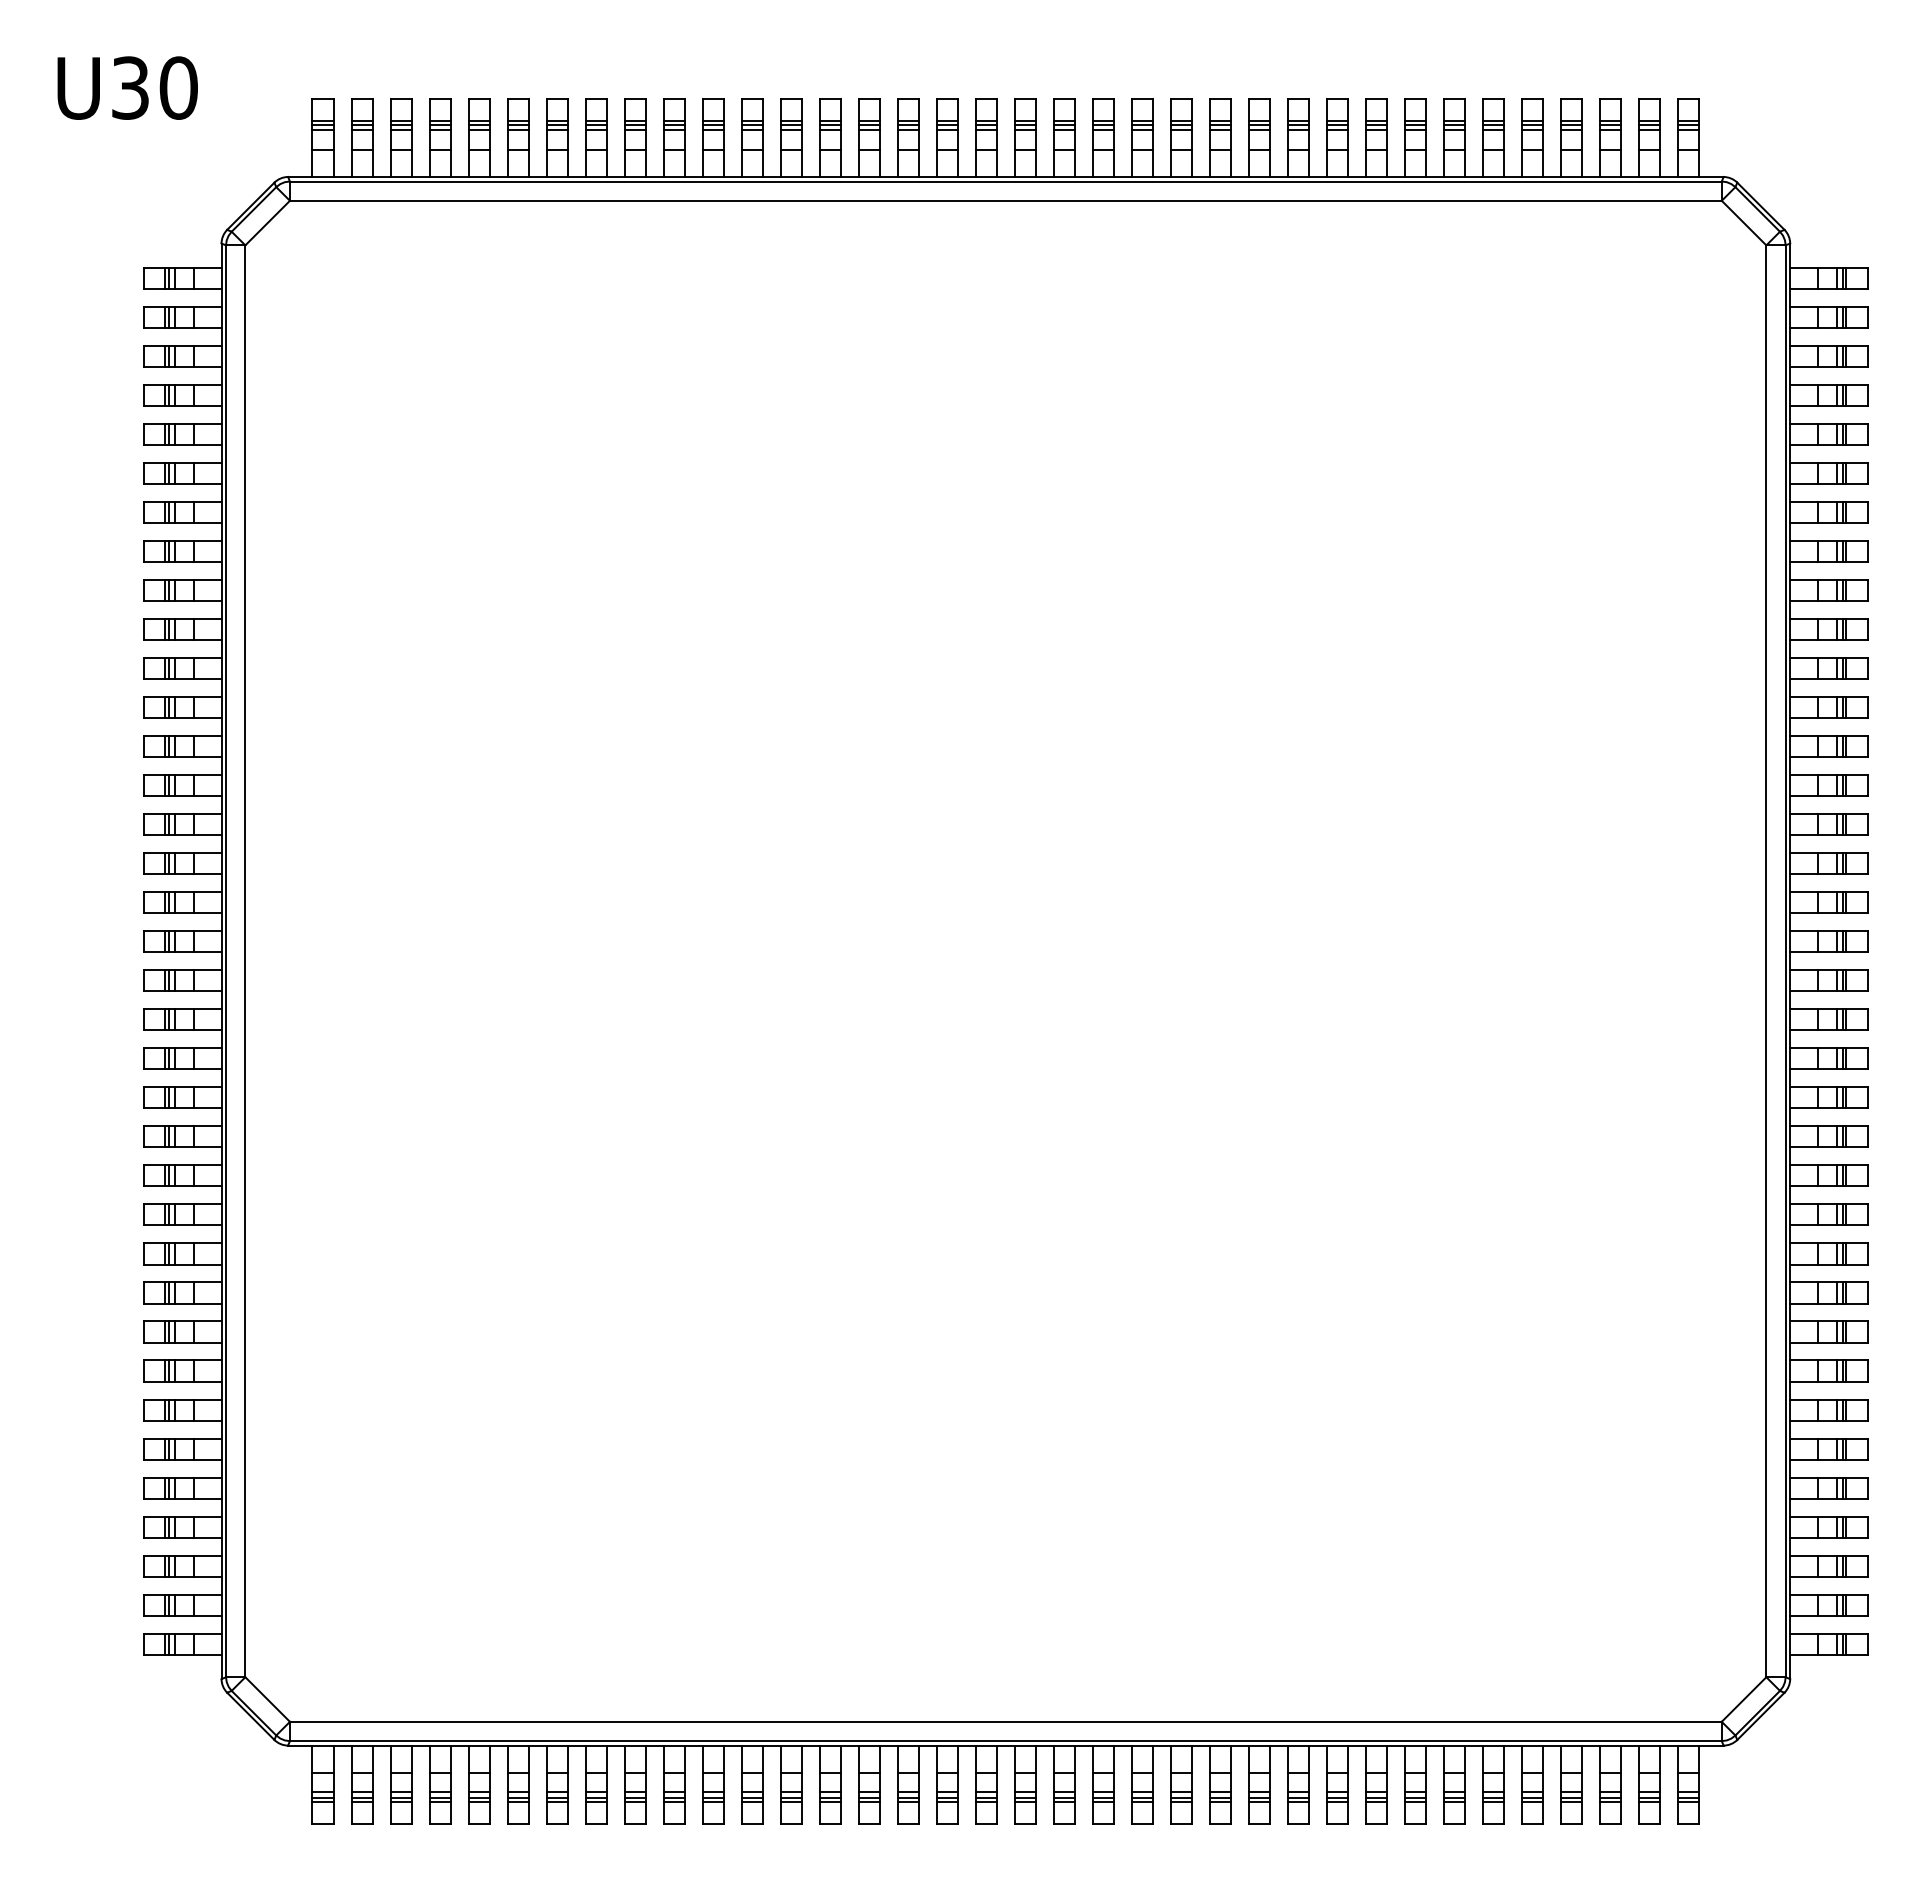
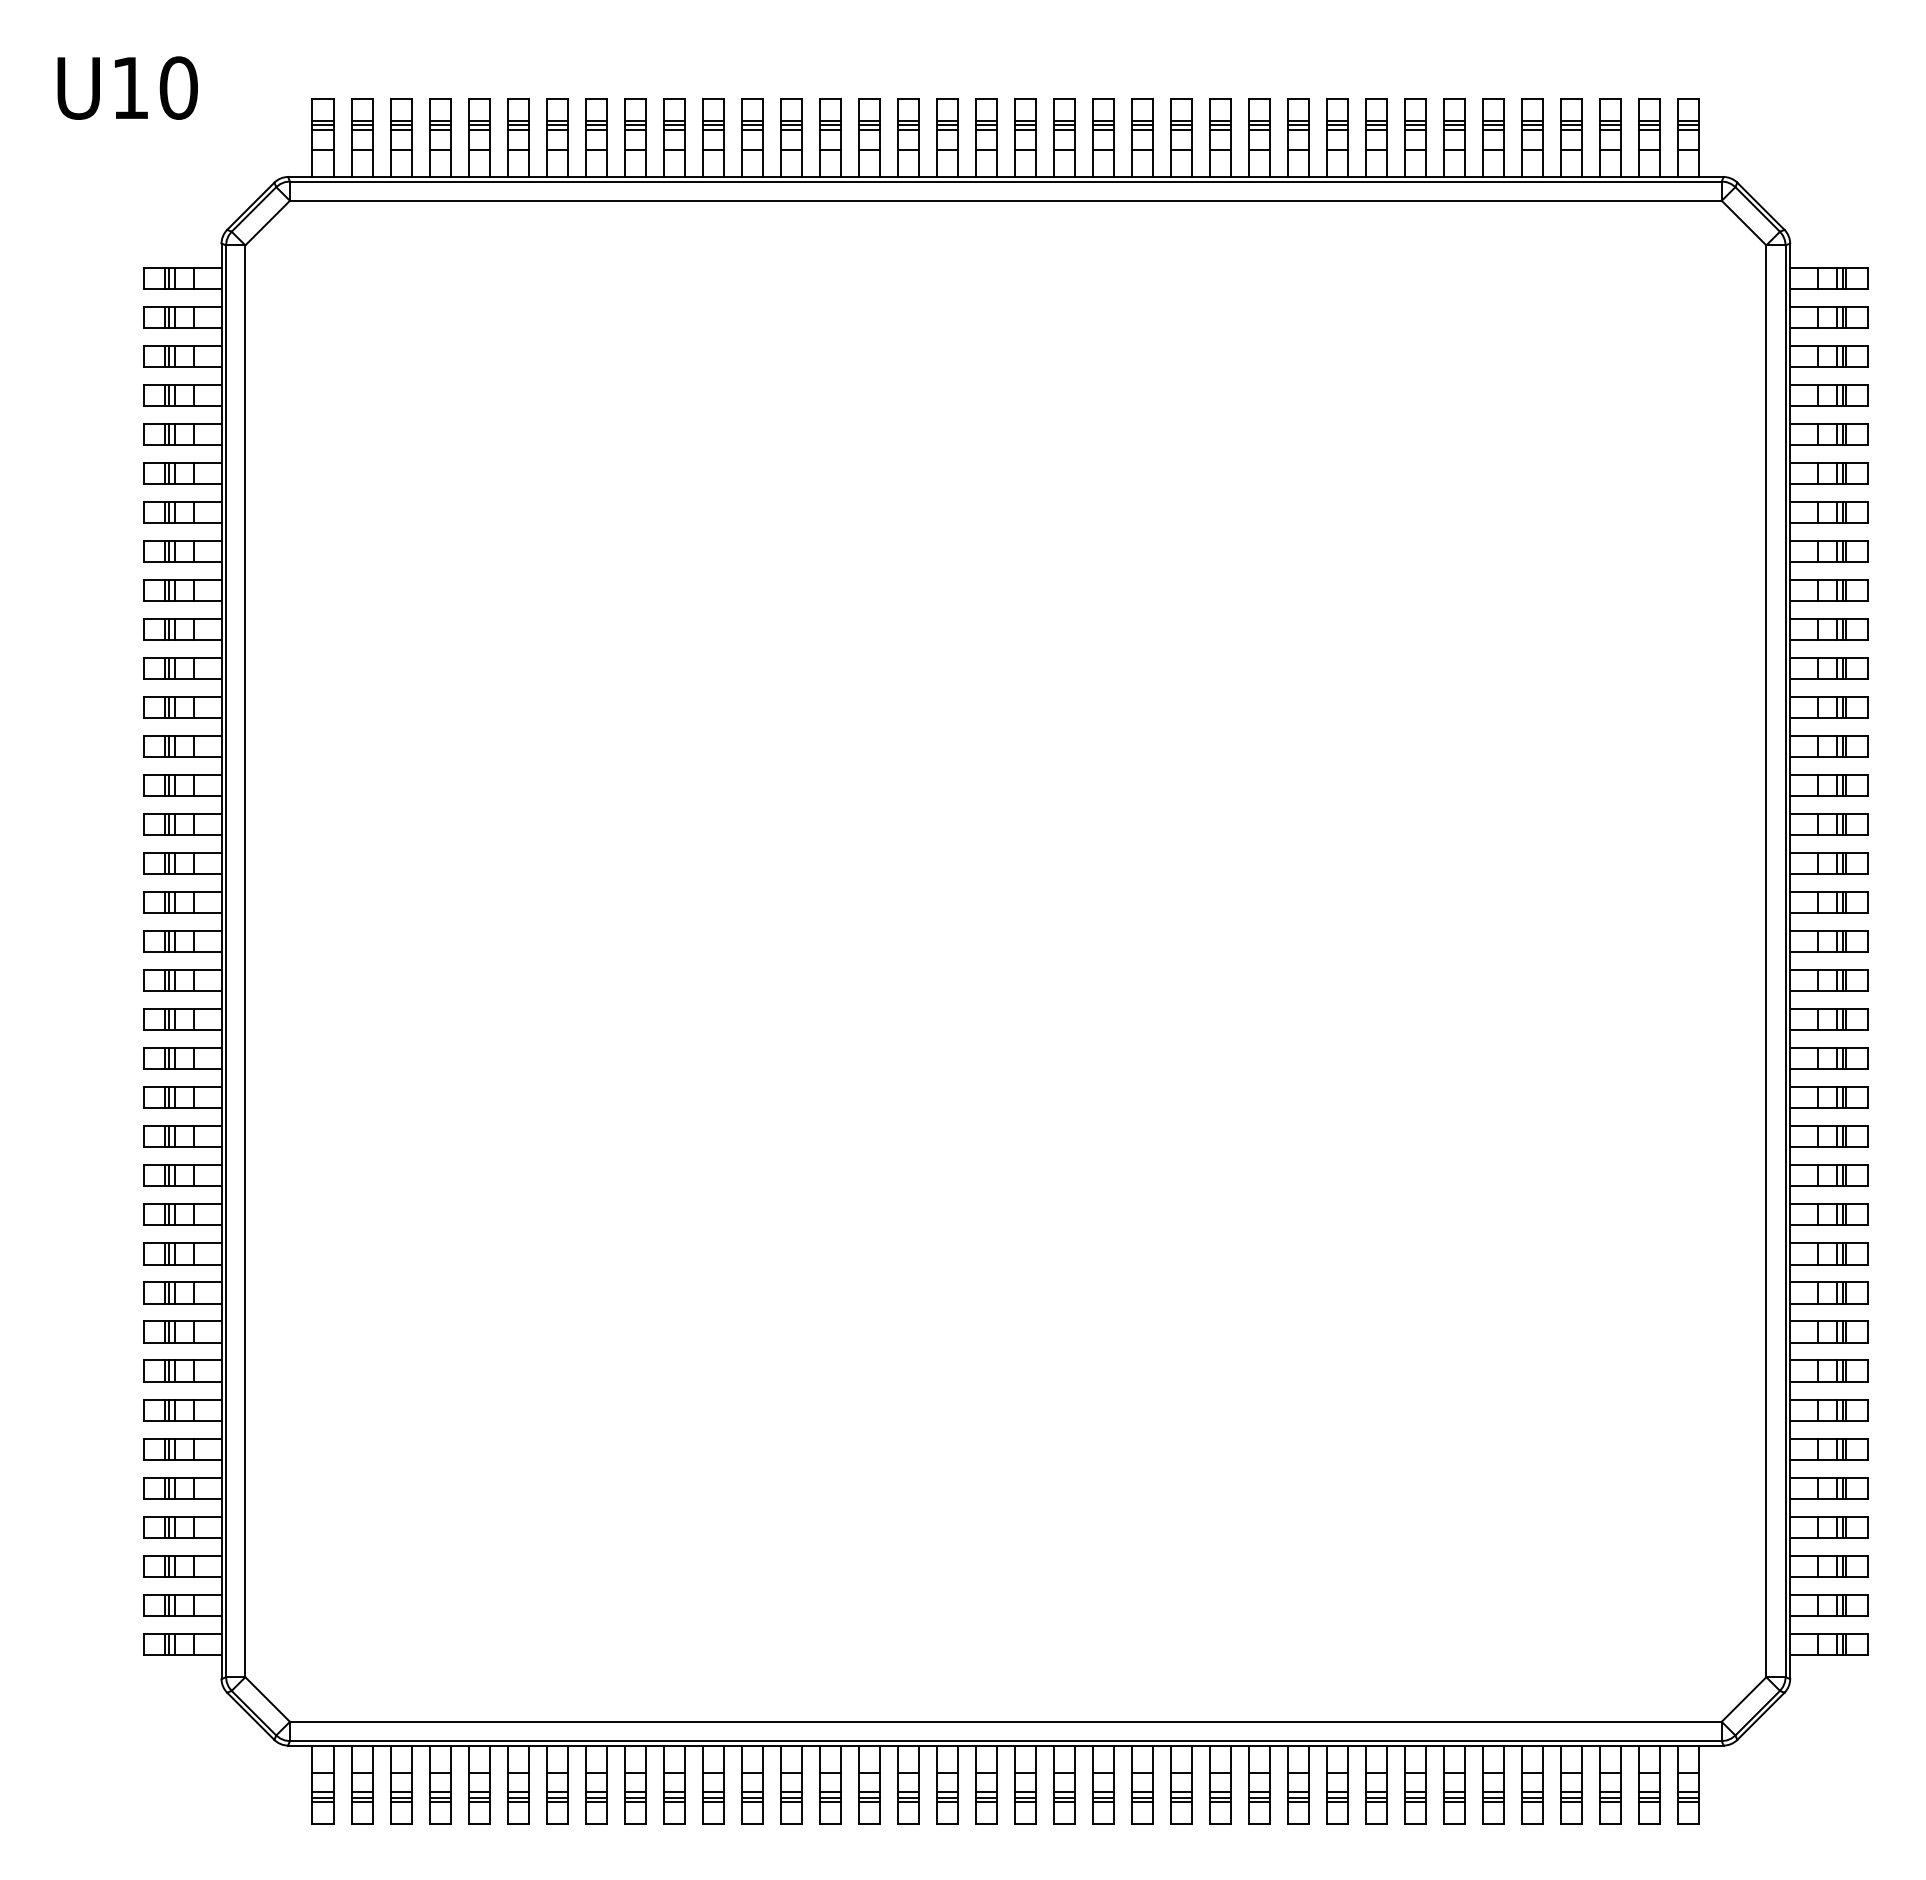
text: U30 -> U10 (130, 87)
